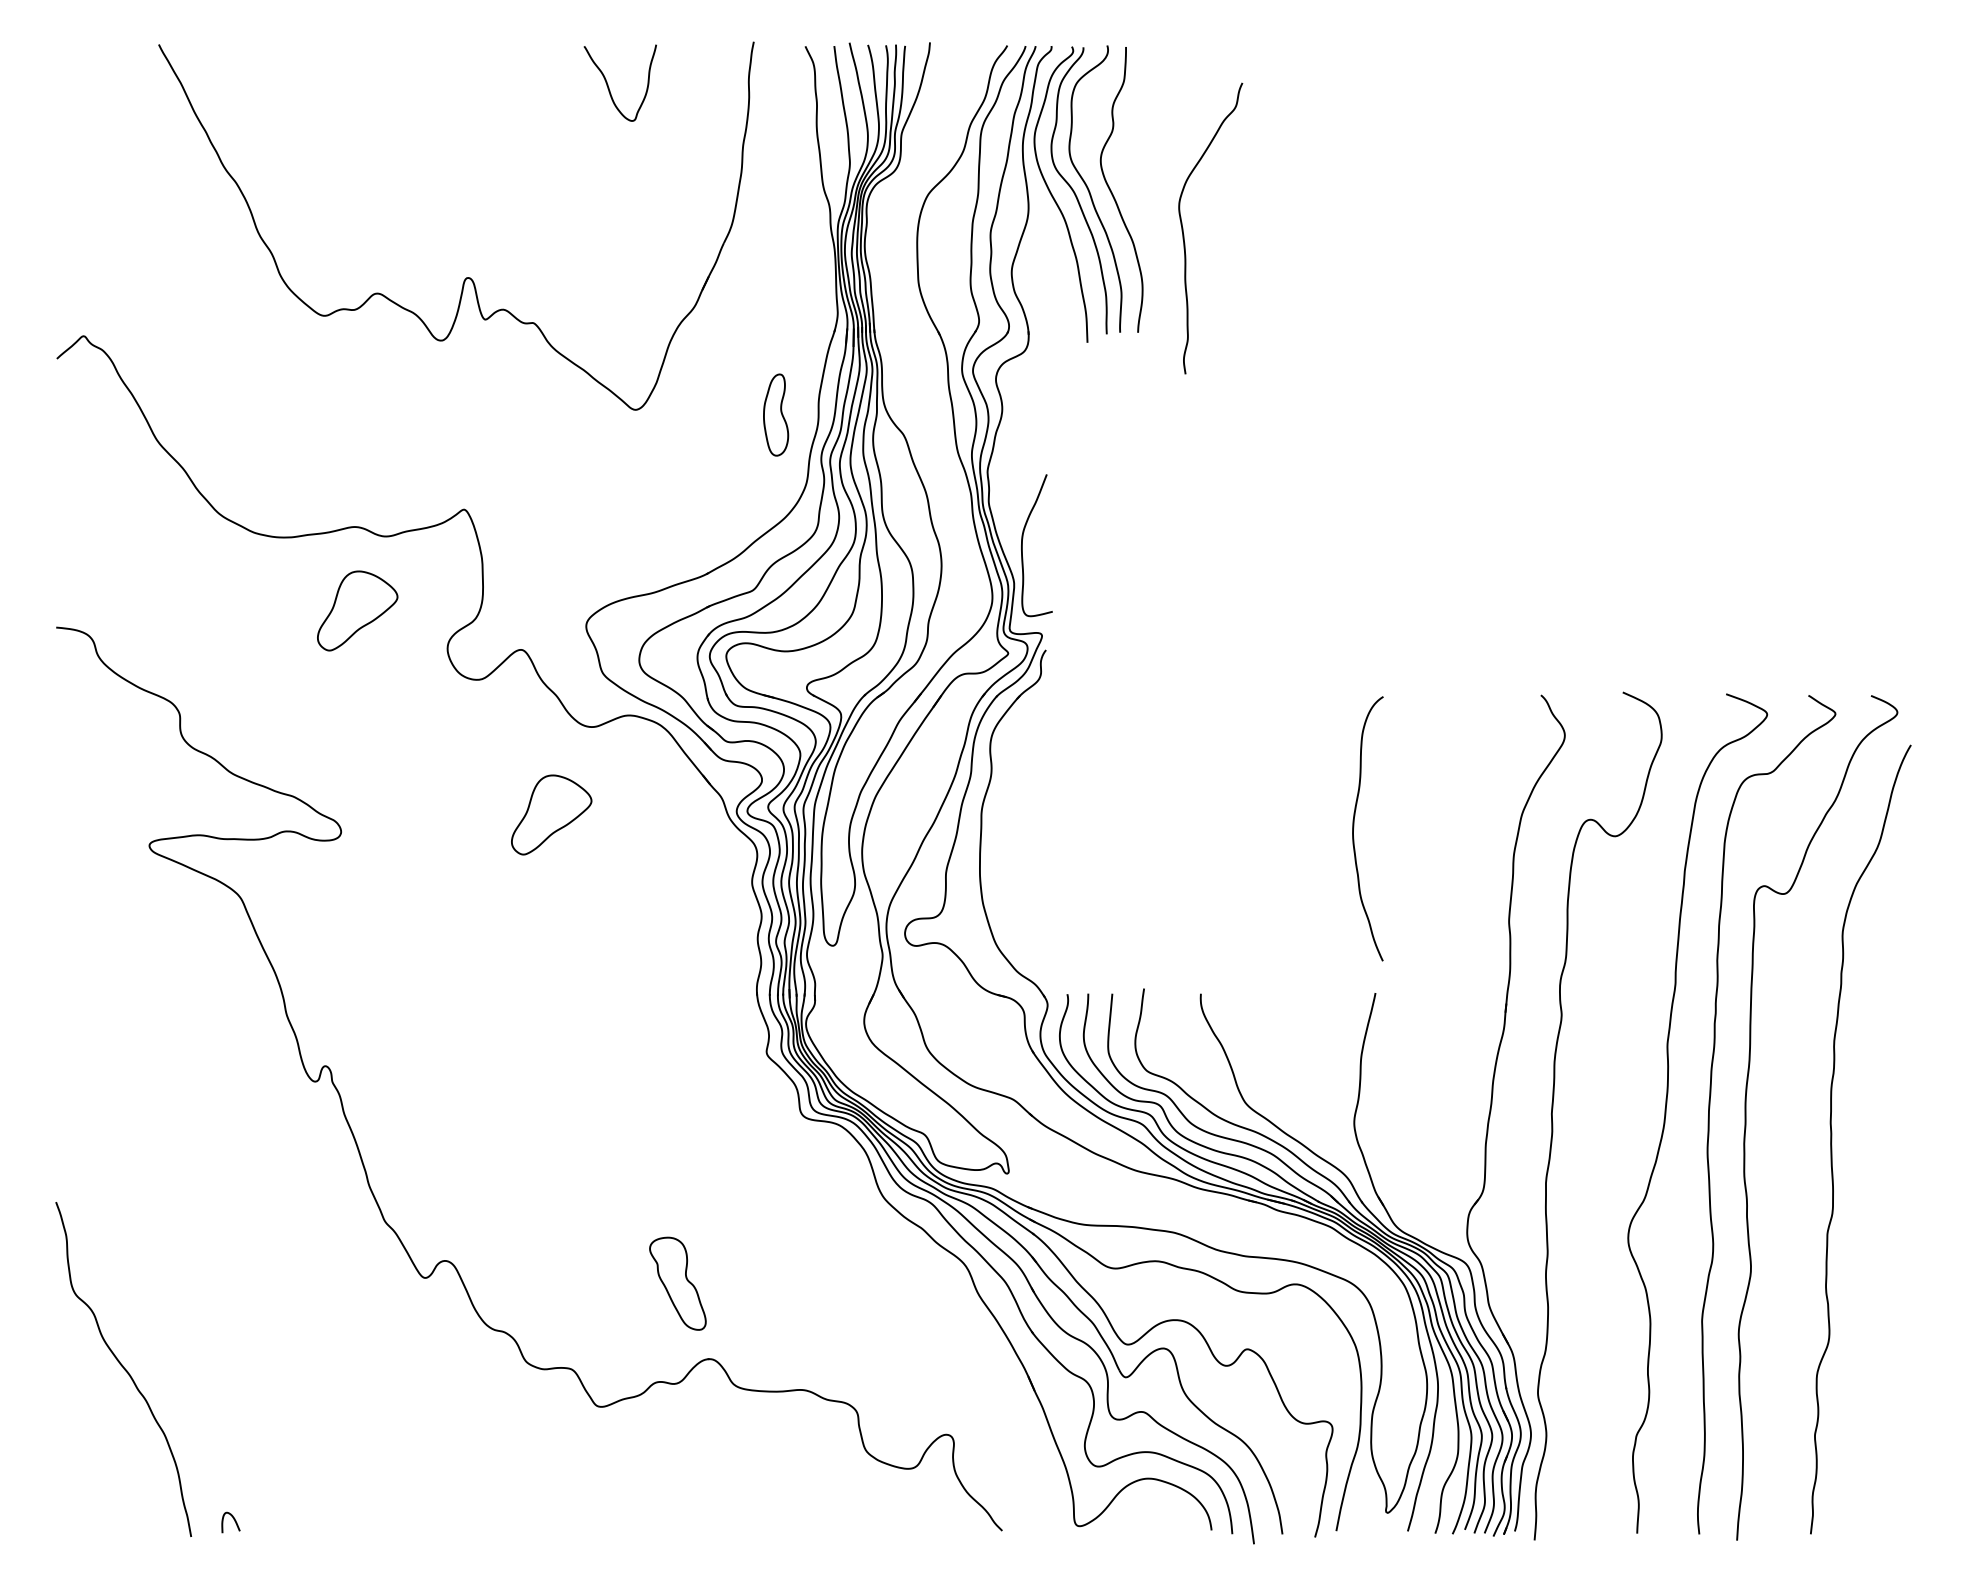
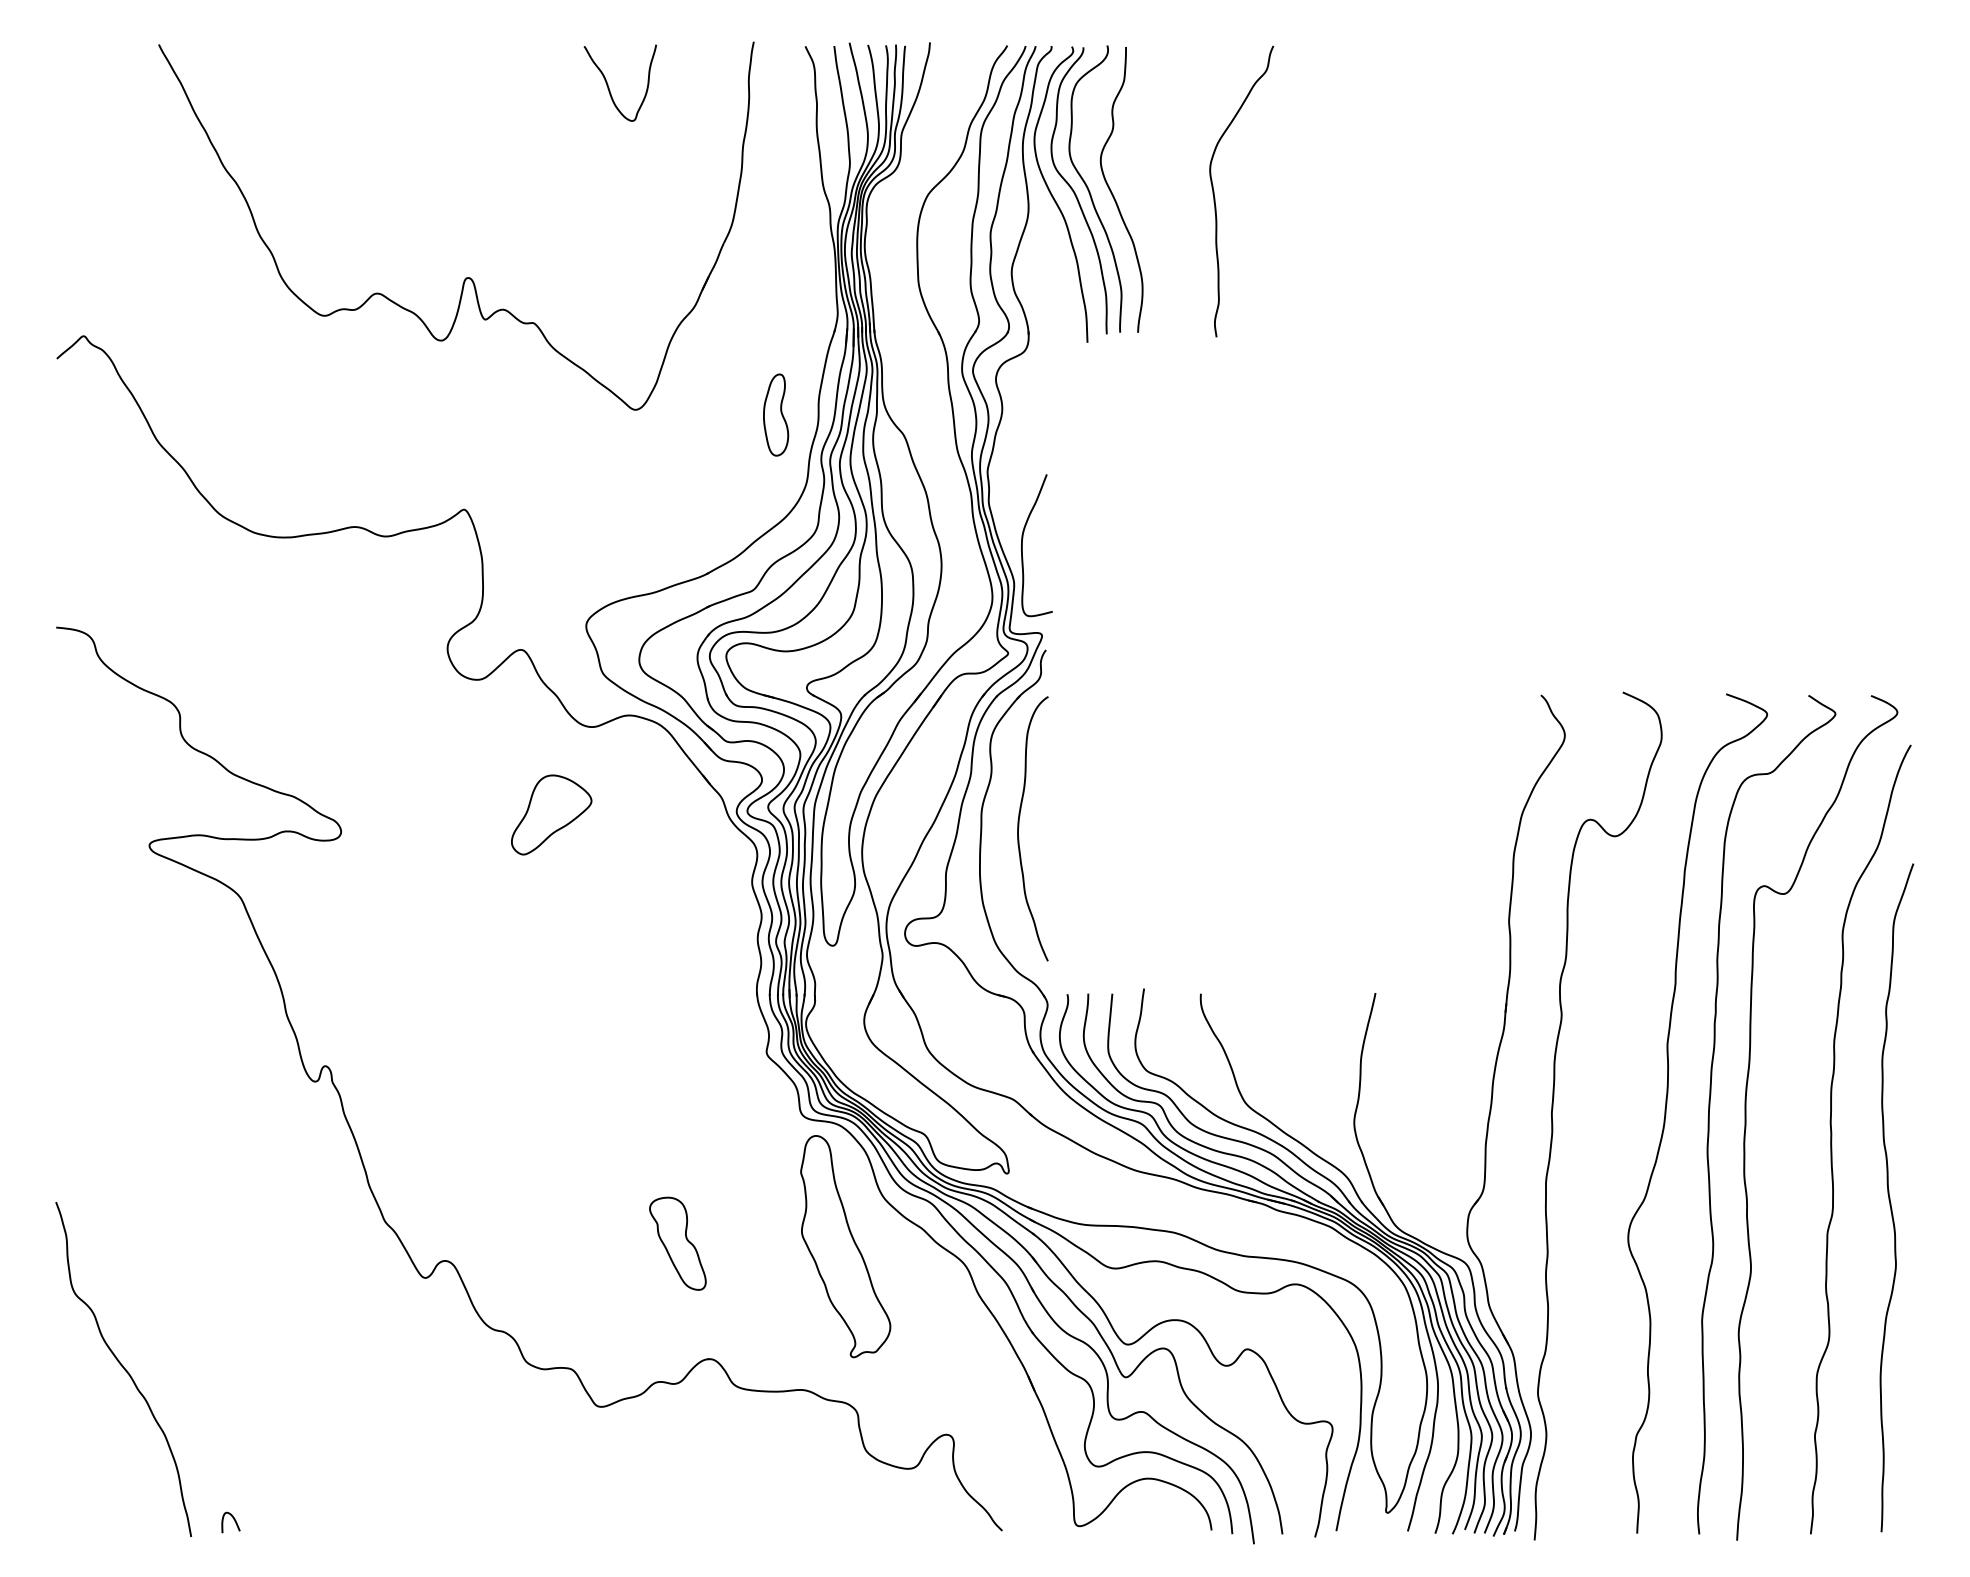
curve position: (1184, 234) -> (1215, 197) (1215, 197)
part: present -> none (357, 610)
curve position: (1354, 827) -> (1019, 827) (1019, 827)
curve: none -> present (1890, 1197)
part: none -> present (845, 1246)
part position: (677, 1283) -> (677, 1243) (677, 1243)
